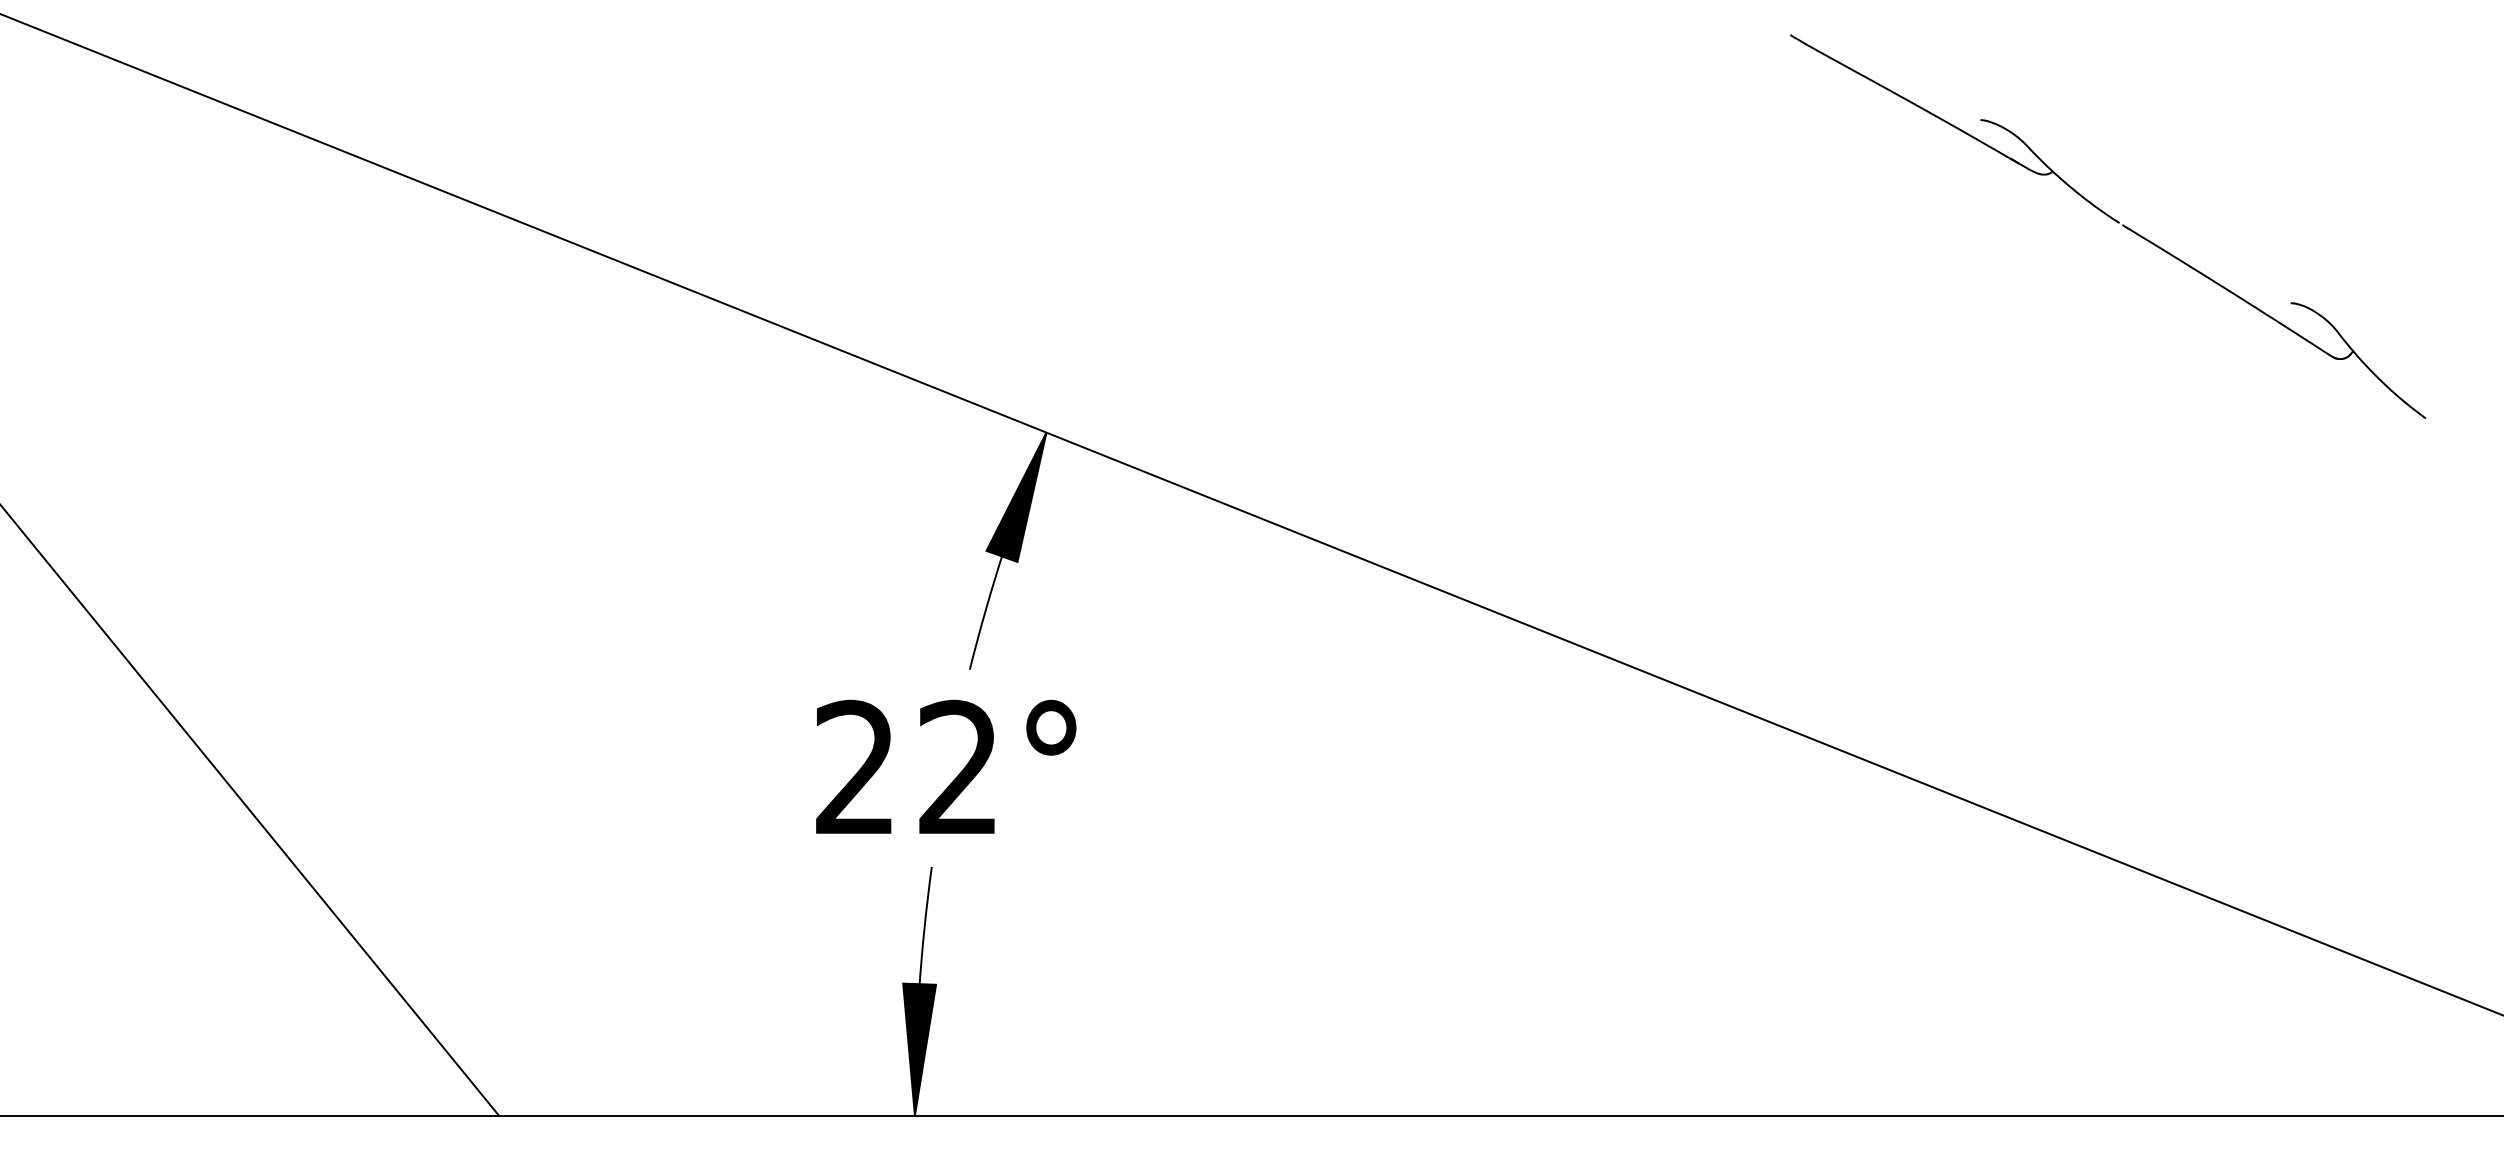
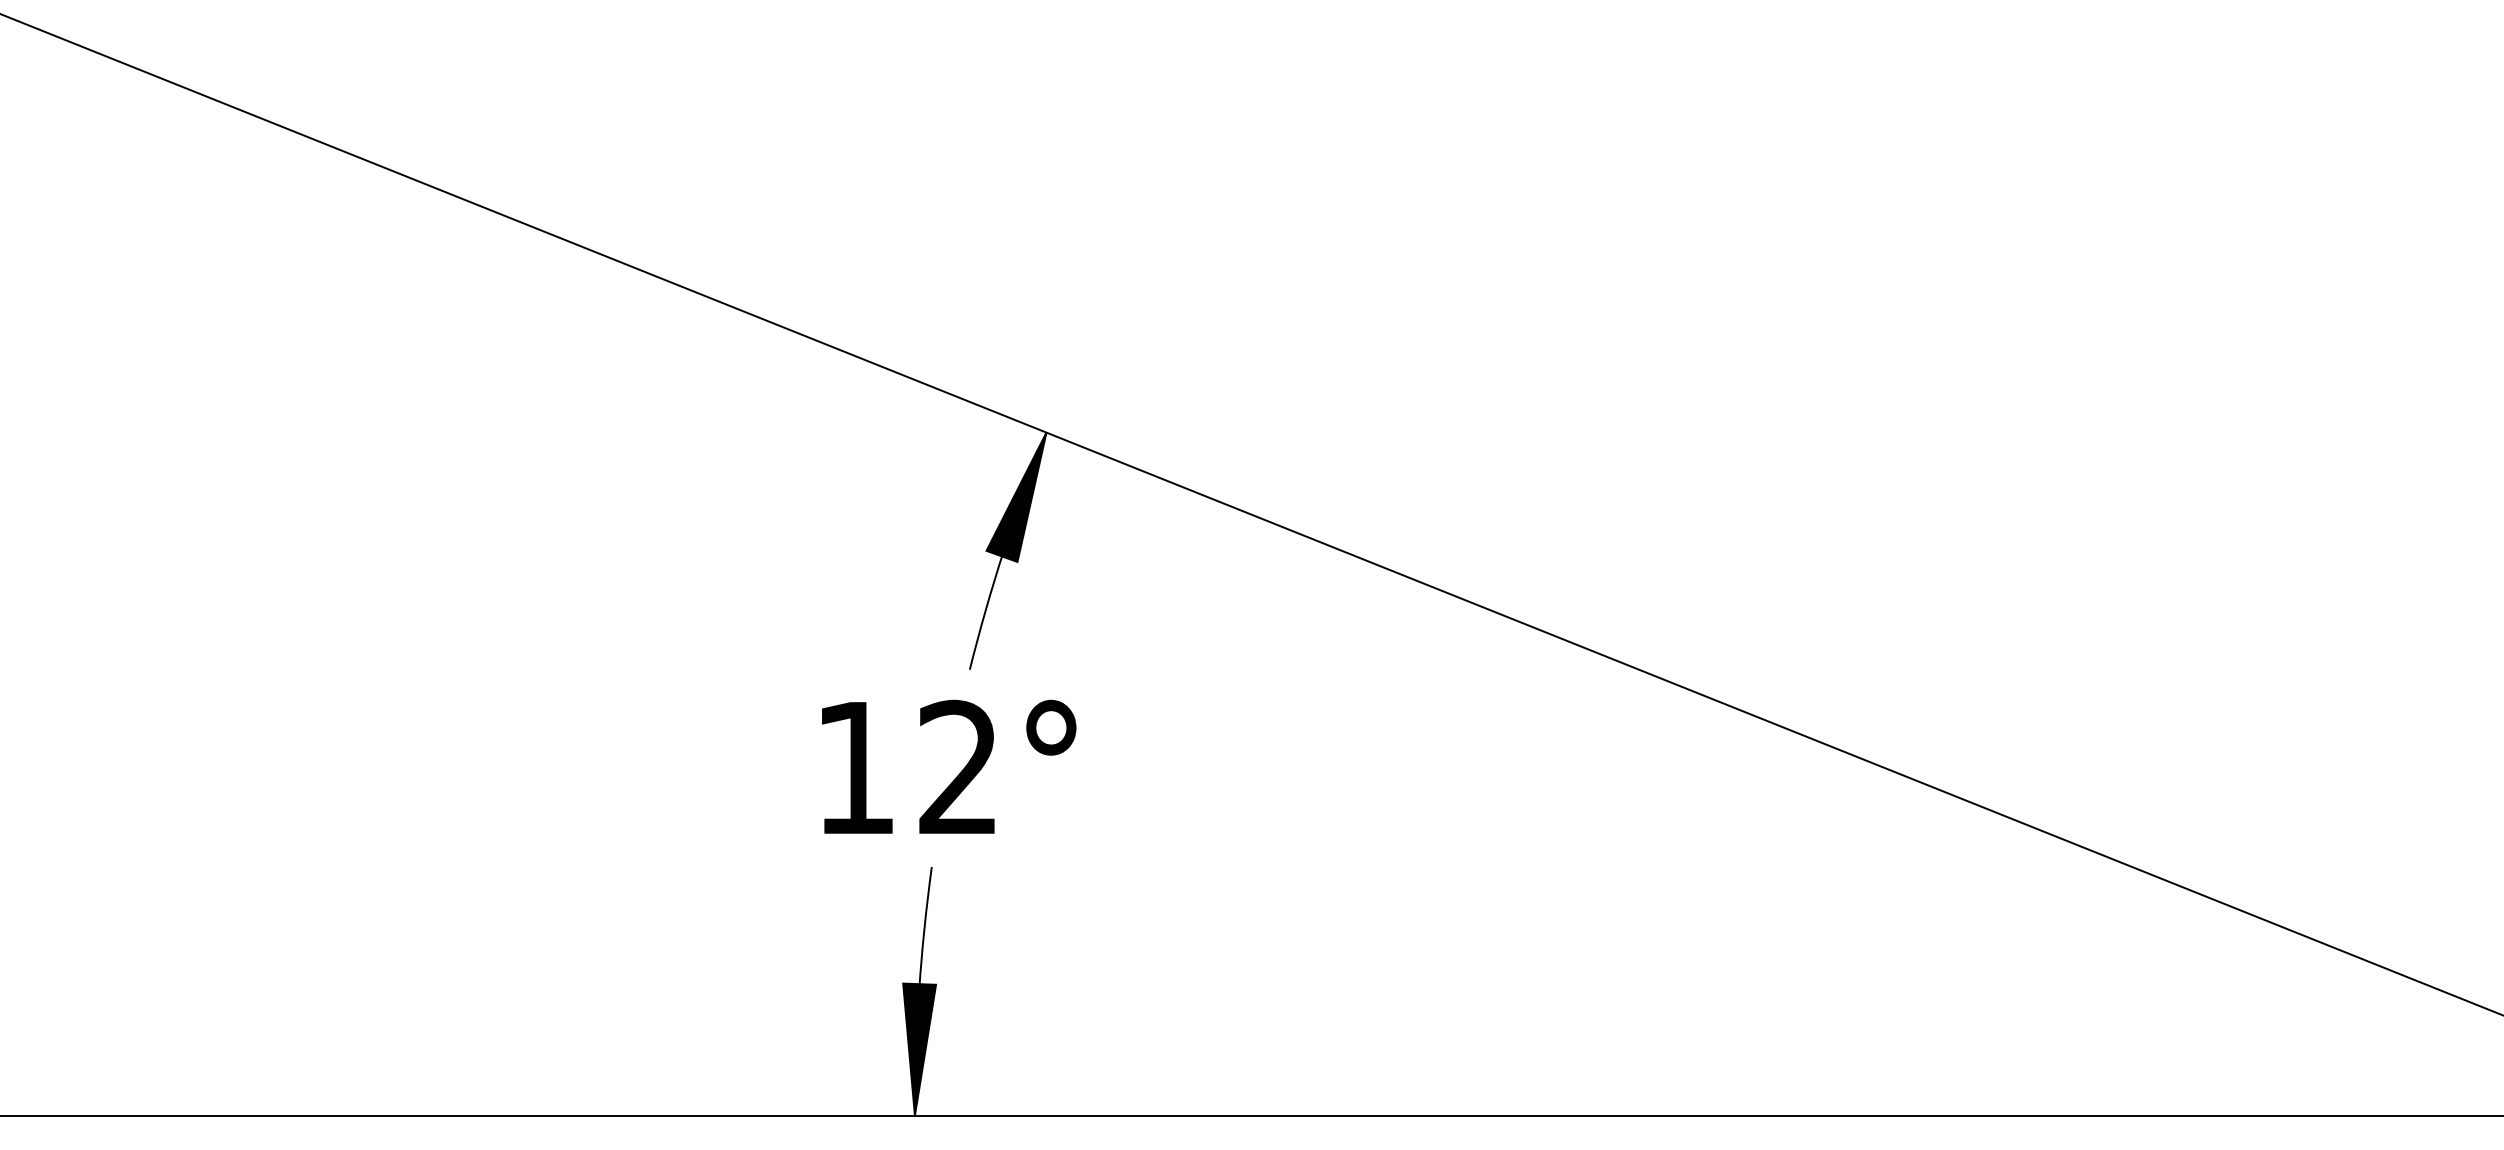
part: present -> none (2113, 220)
text: 22° -> 12° (854, 766)
line: present -> none (250, 811)
